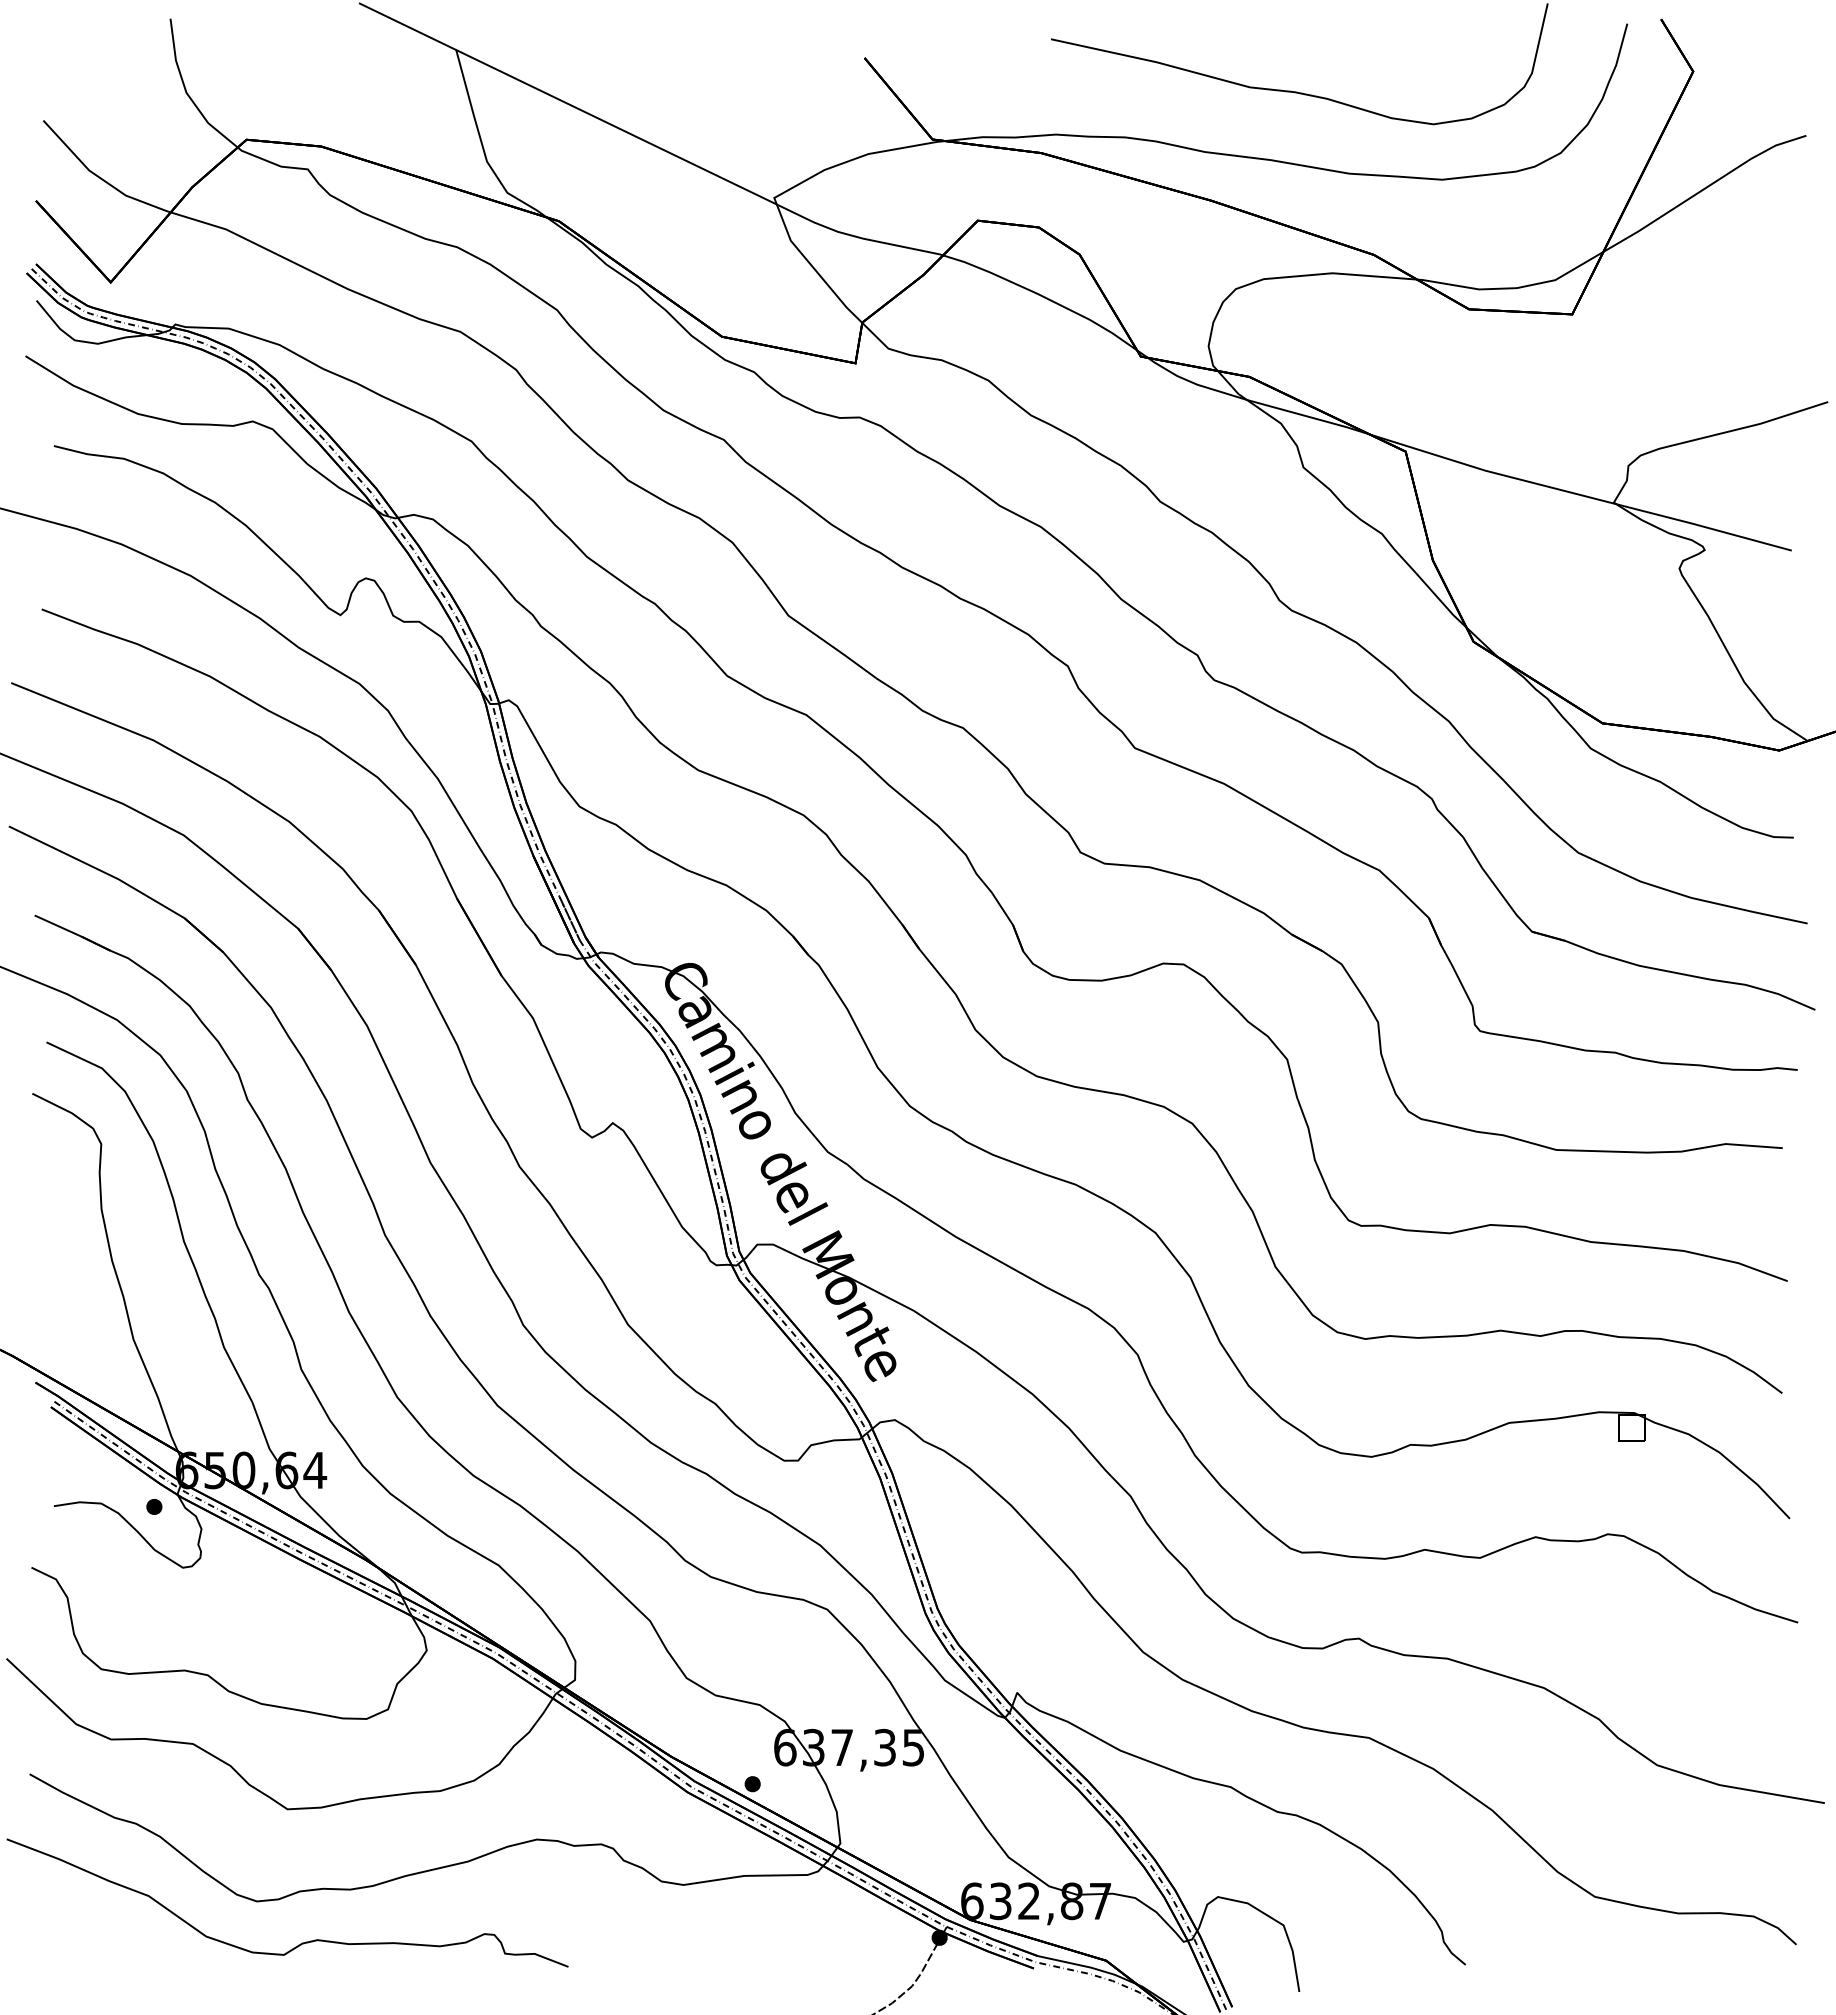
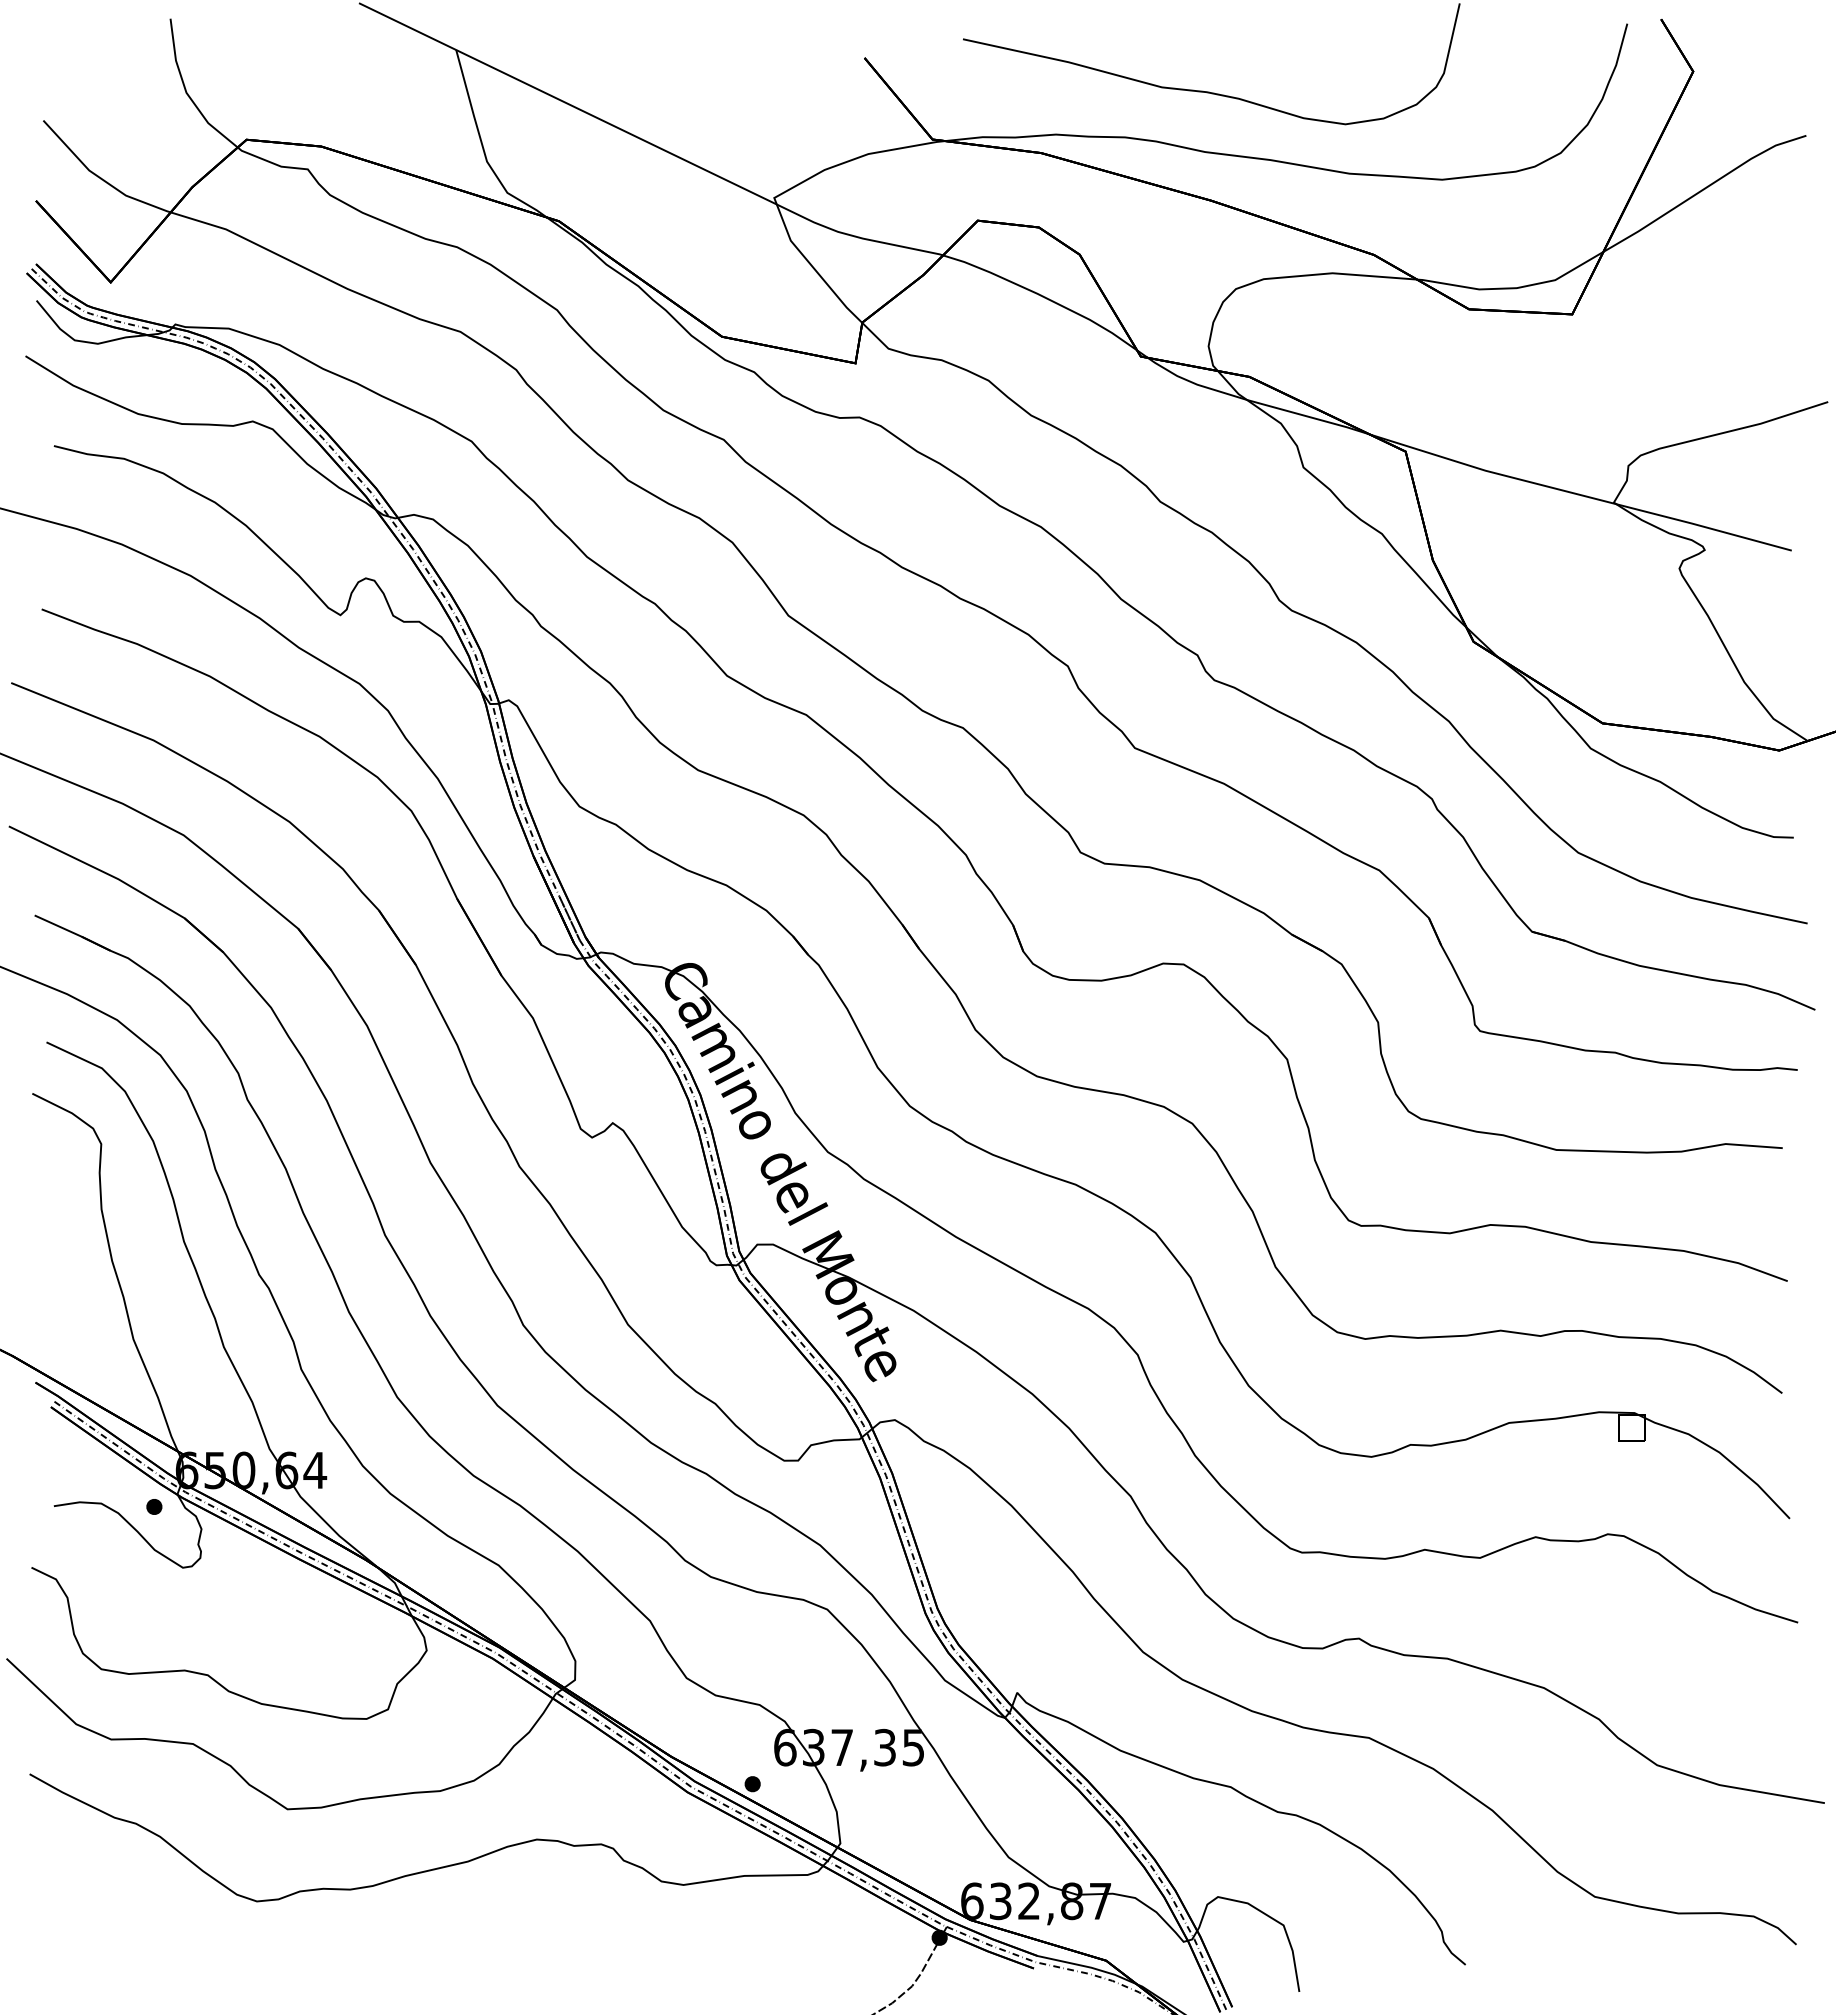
curve position: (1297, 91) -> (1209, 91) (1209, 91)
curve: present -> none (302, 1942)
